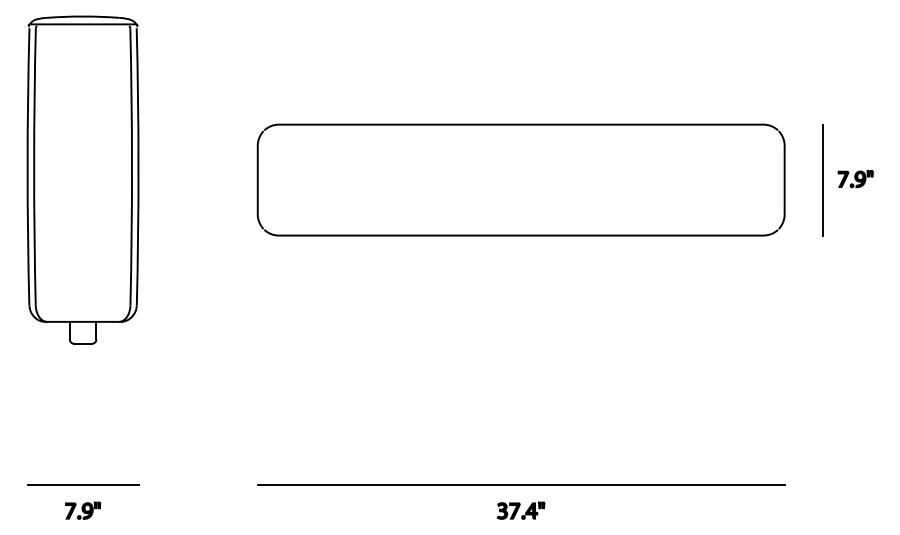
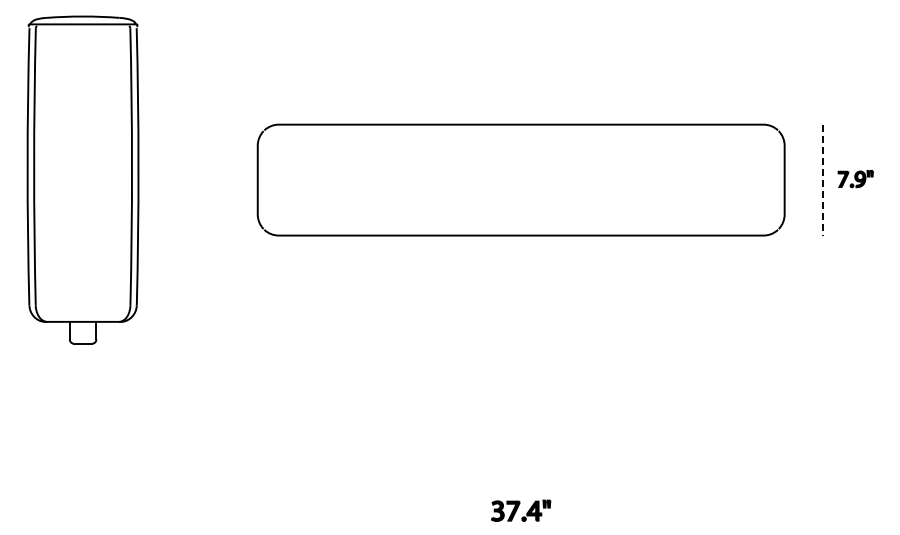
line: solid -> dashed (823, 180)
line: present -> none (83, 484)
line: present -> none (520, 485)
part: present -> none (83, 510)
part size: 50x19 px -> 61x23 px (521, 510)
